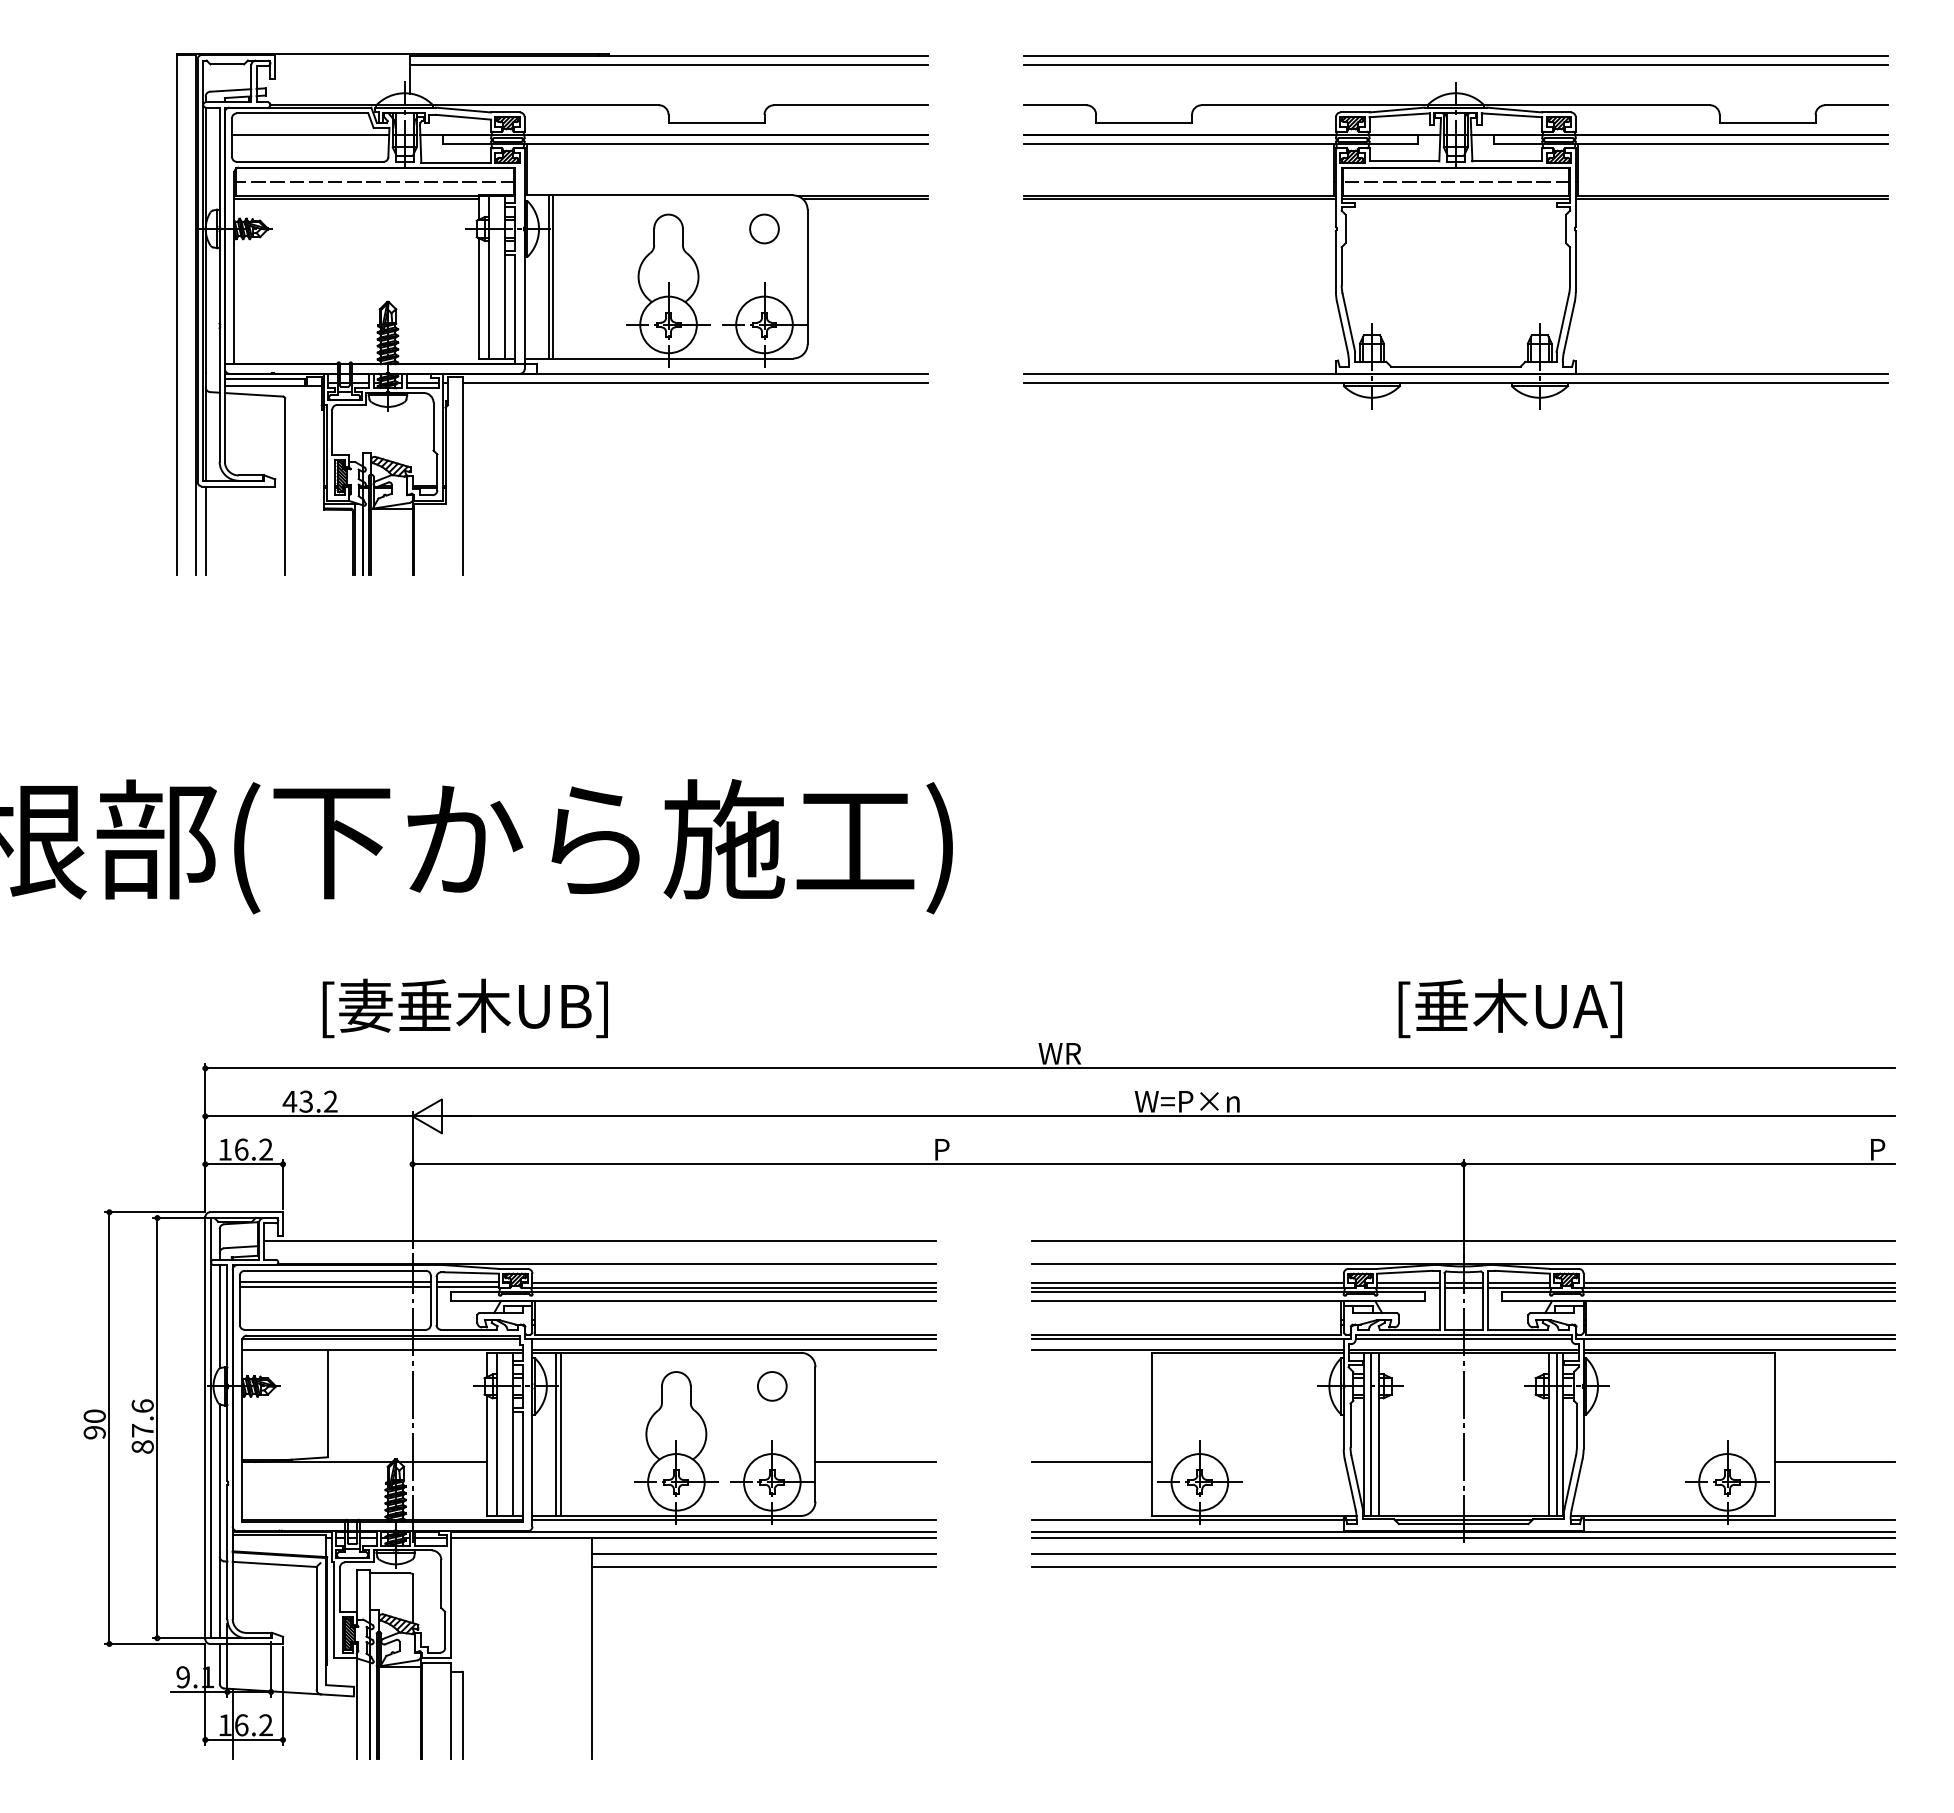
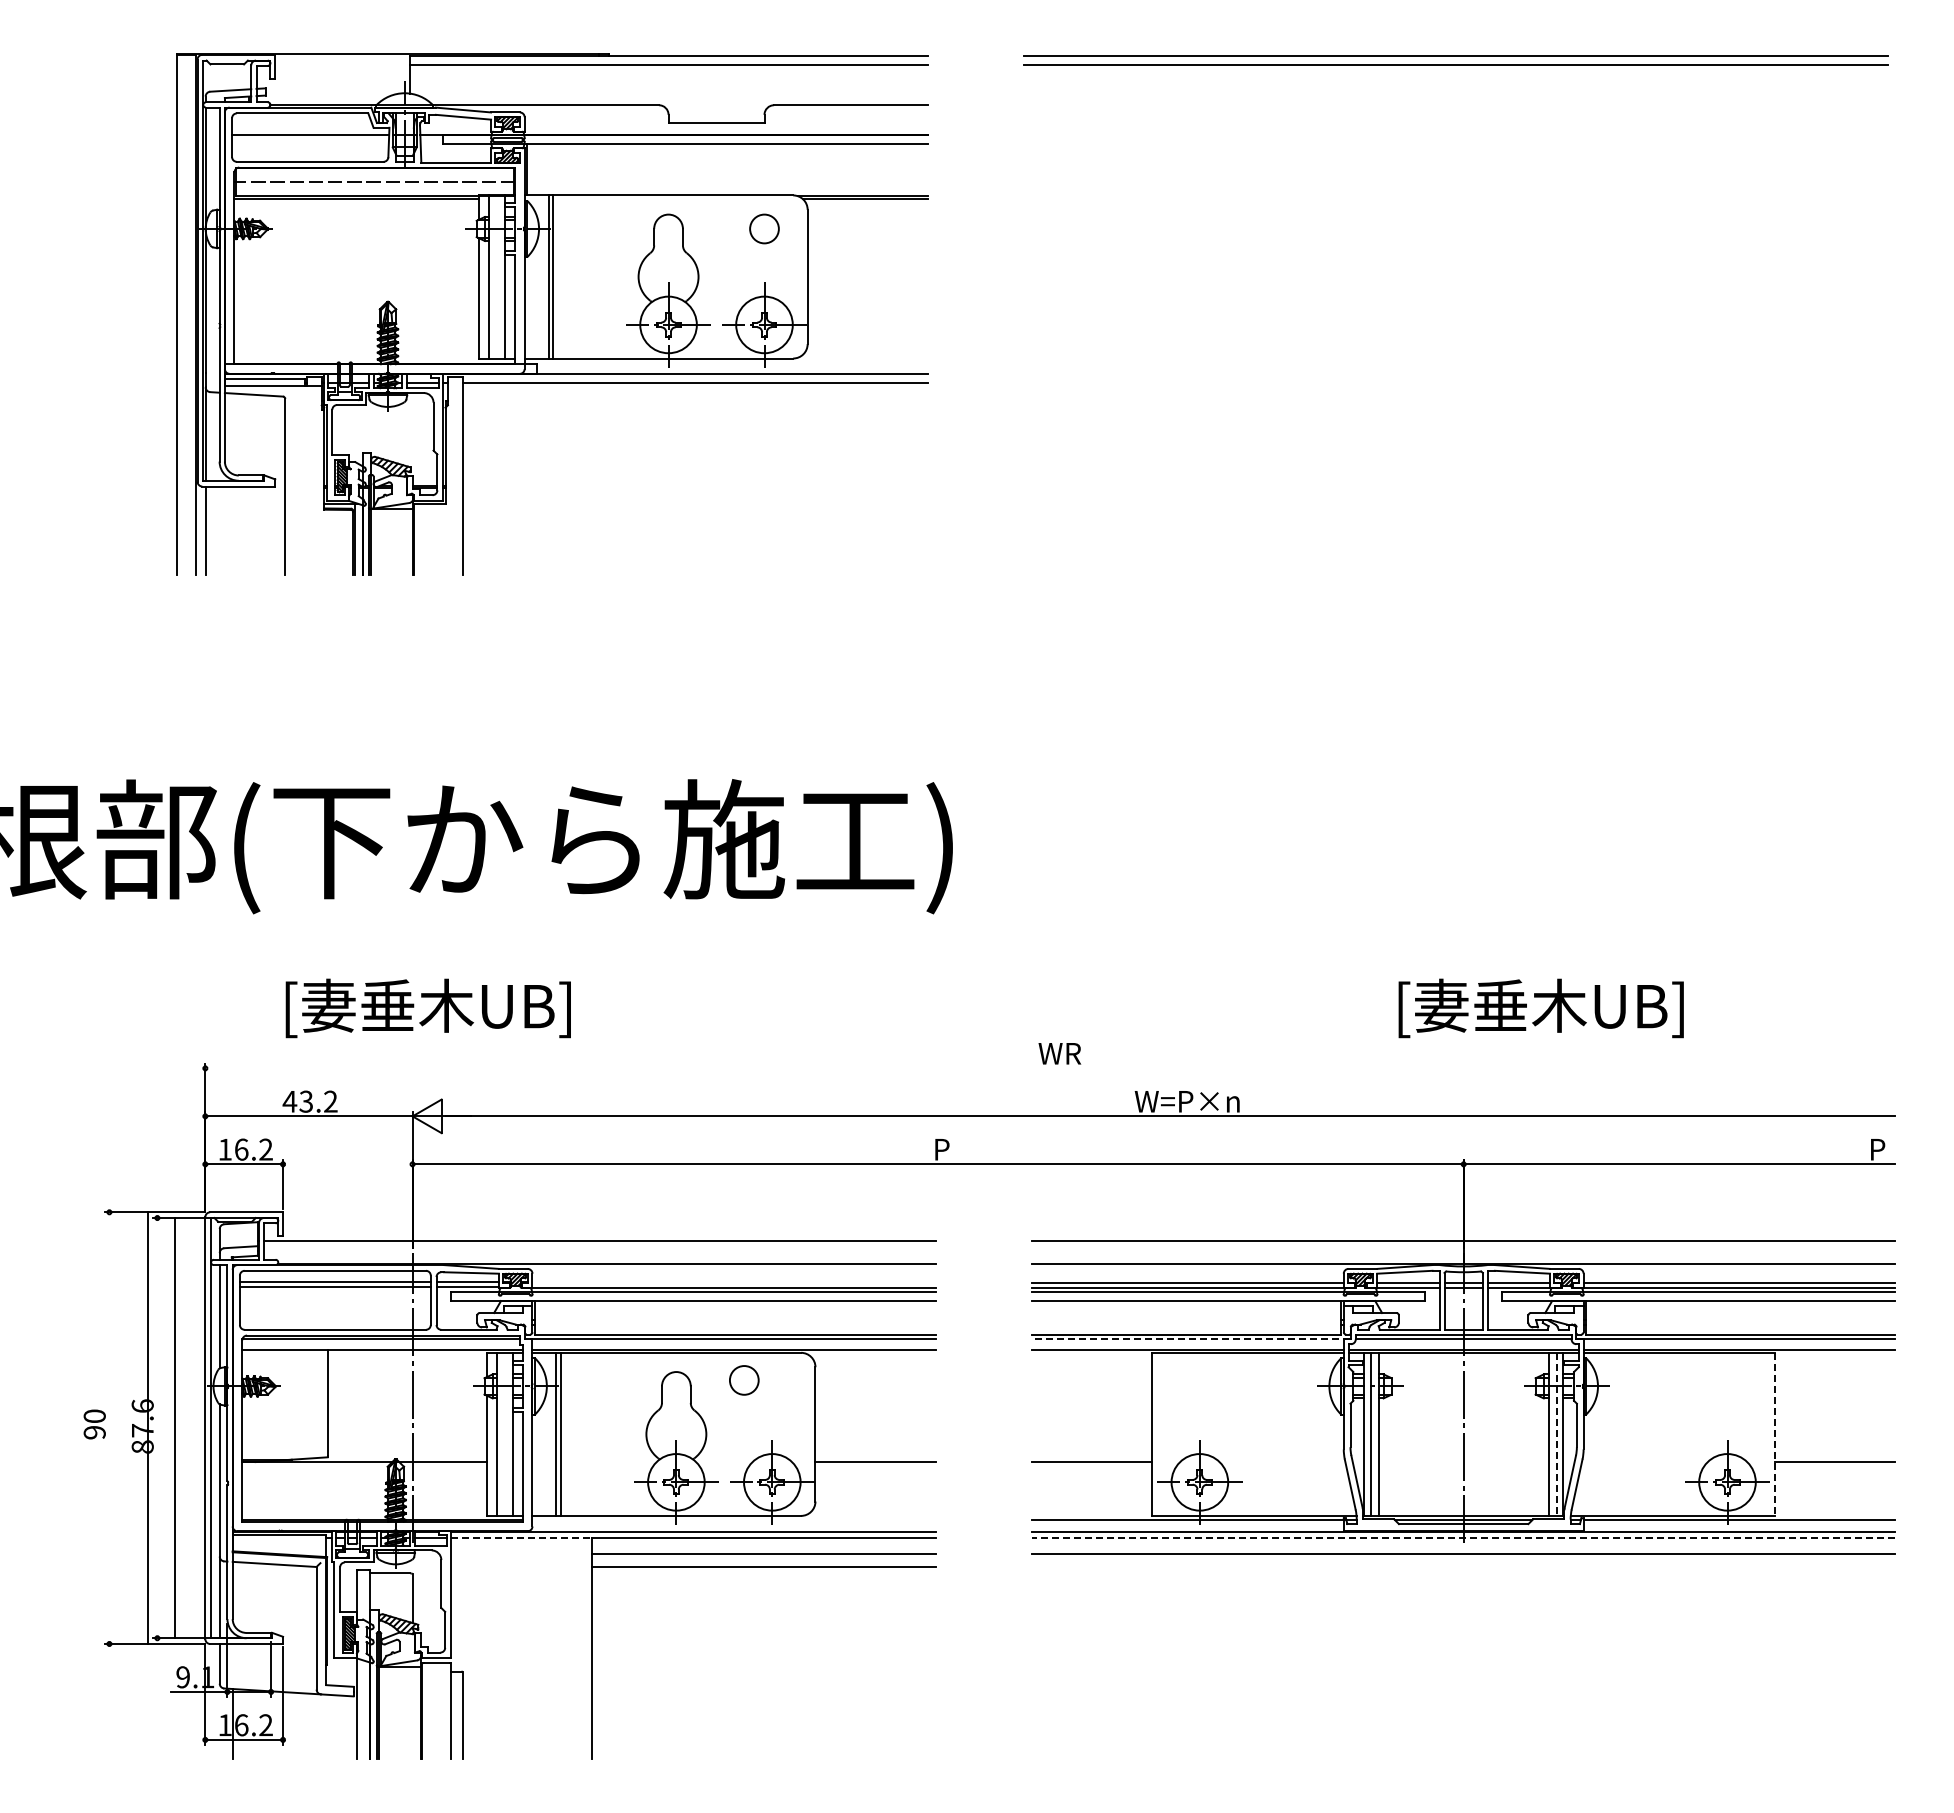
part: present -> none (1455, 245)
text position: (464, 1008) -> (427, 1008) (427, 1008)
text: [垂木UA] -> [妻垂木UB] (1549, 1008)
line: present -> none (1050, 1068)
line: present -> none (734, 1282)
line: solid -> dashed (1190, 1339)
circle position: (772, 1386) -> (744, 1380) (744, 1380)
line position: (109, 1427) -> (148, 1427) (148, 1427)
line position: (157, 1428) -> (175, 1428) (175, 1428)
line: solid -> dashed (1556, 1434)
line: solid -> dashed (1775, 1434)
line: present -> none (734, 1520)
line: solid -> dashed (521, 1538)
line: solid -> dashed (1463, 1538)
line: present -> none (1463, 1566)
